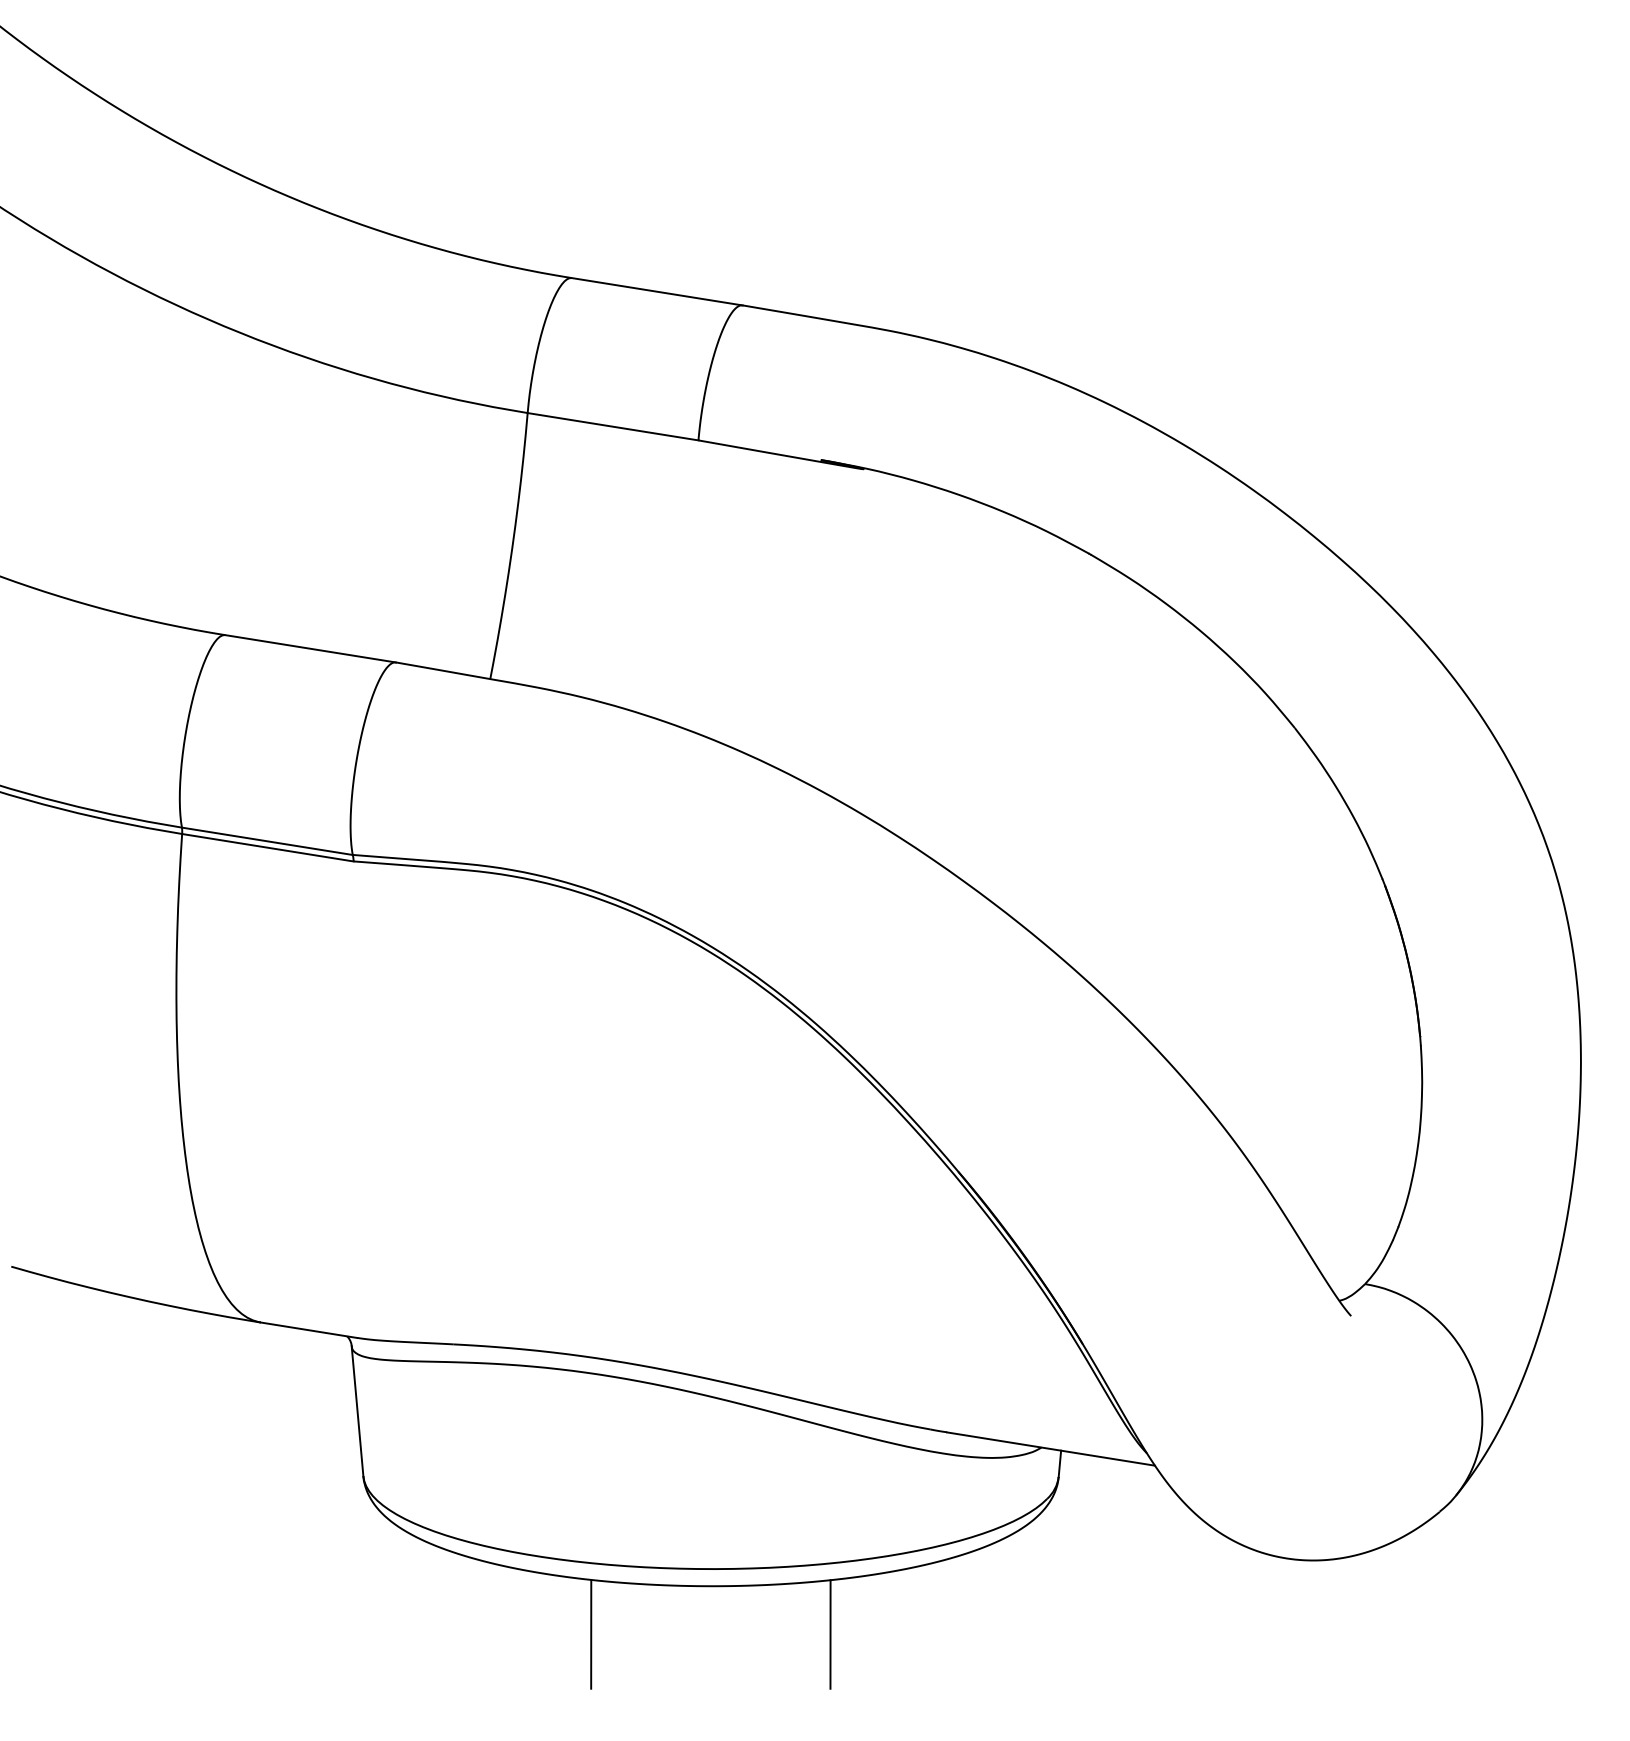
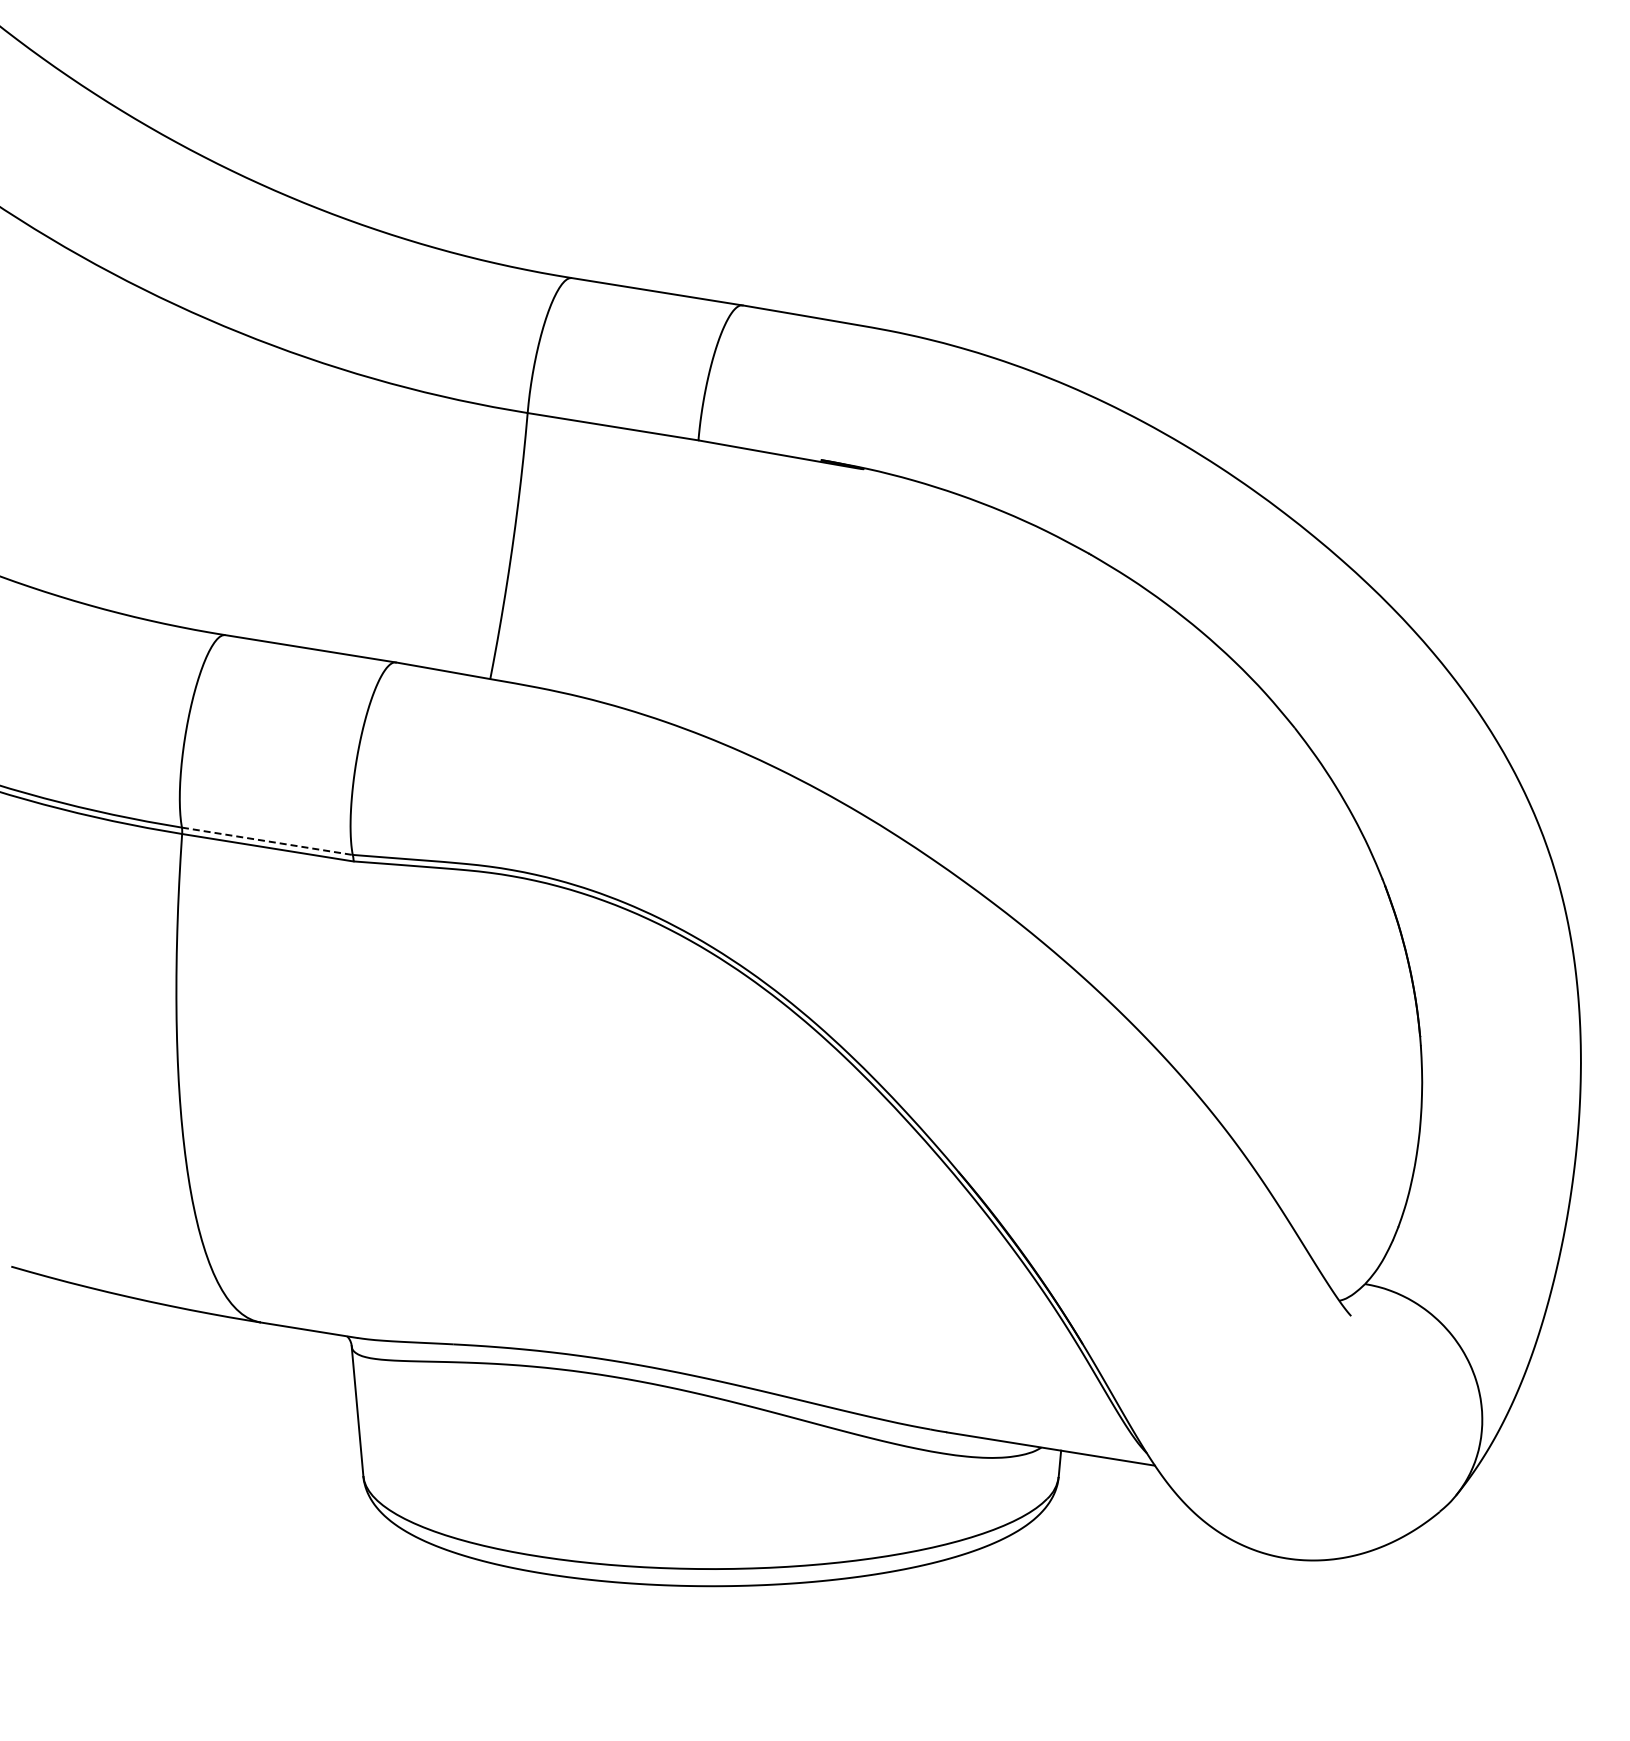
line: solid -> dashed (267, 841)
line: present -> none (591, 1633)
line: present -> none (830, 1634)
